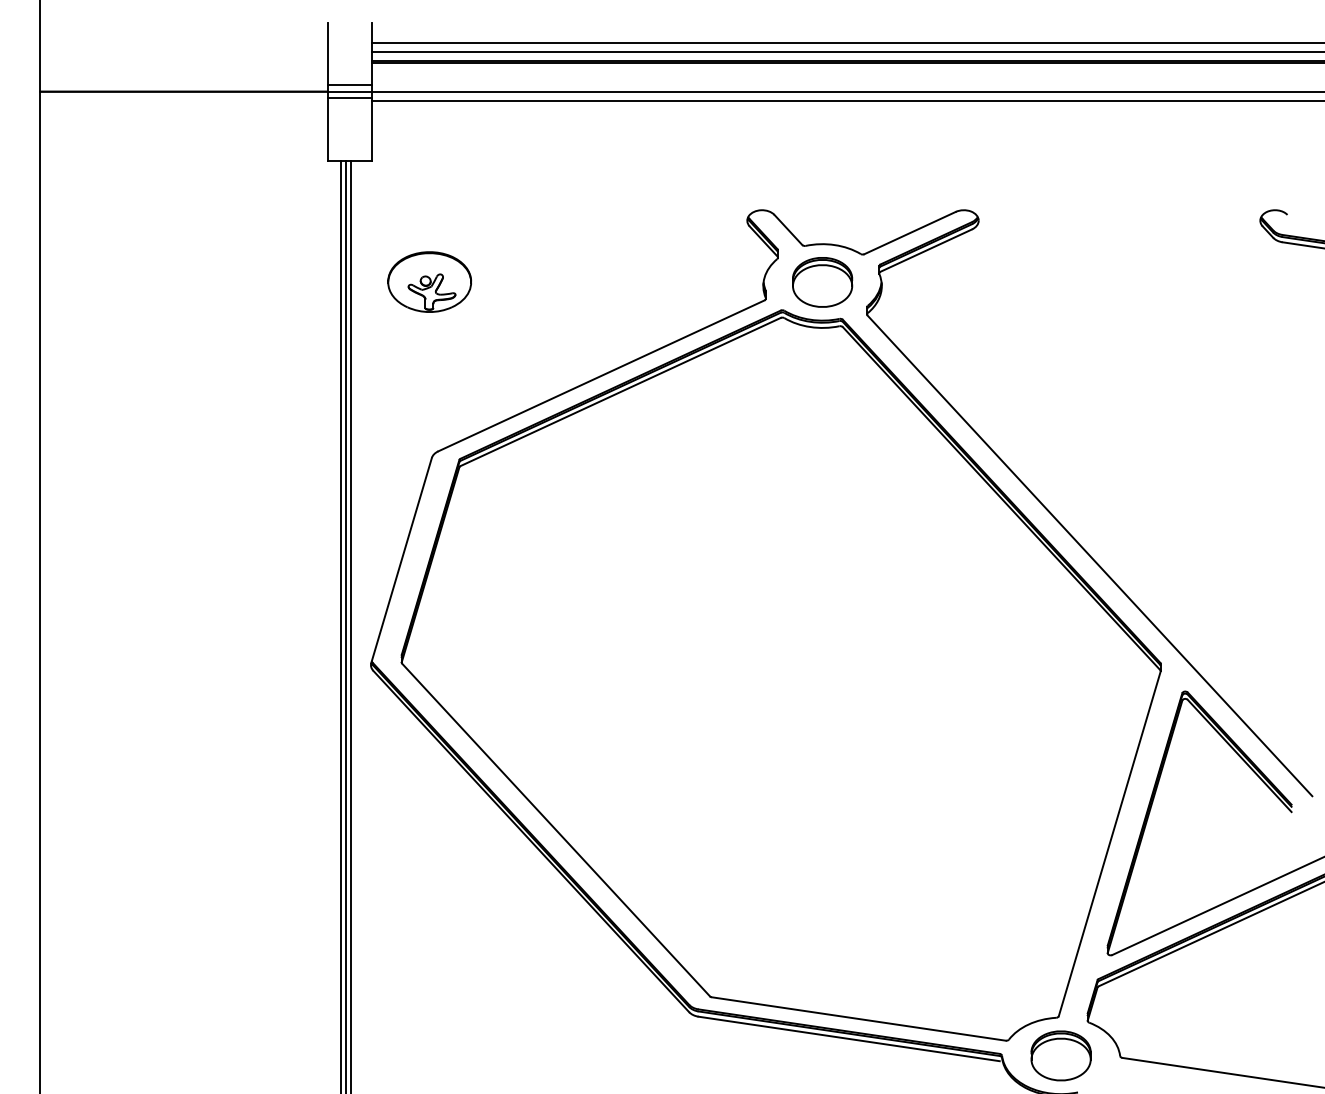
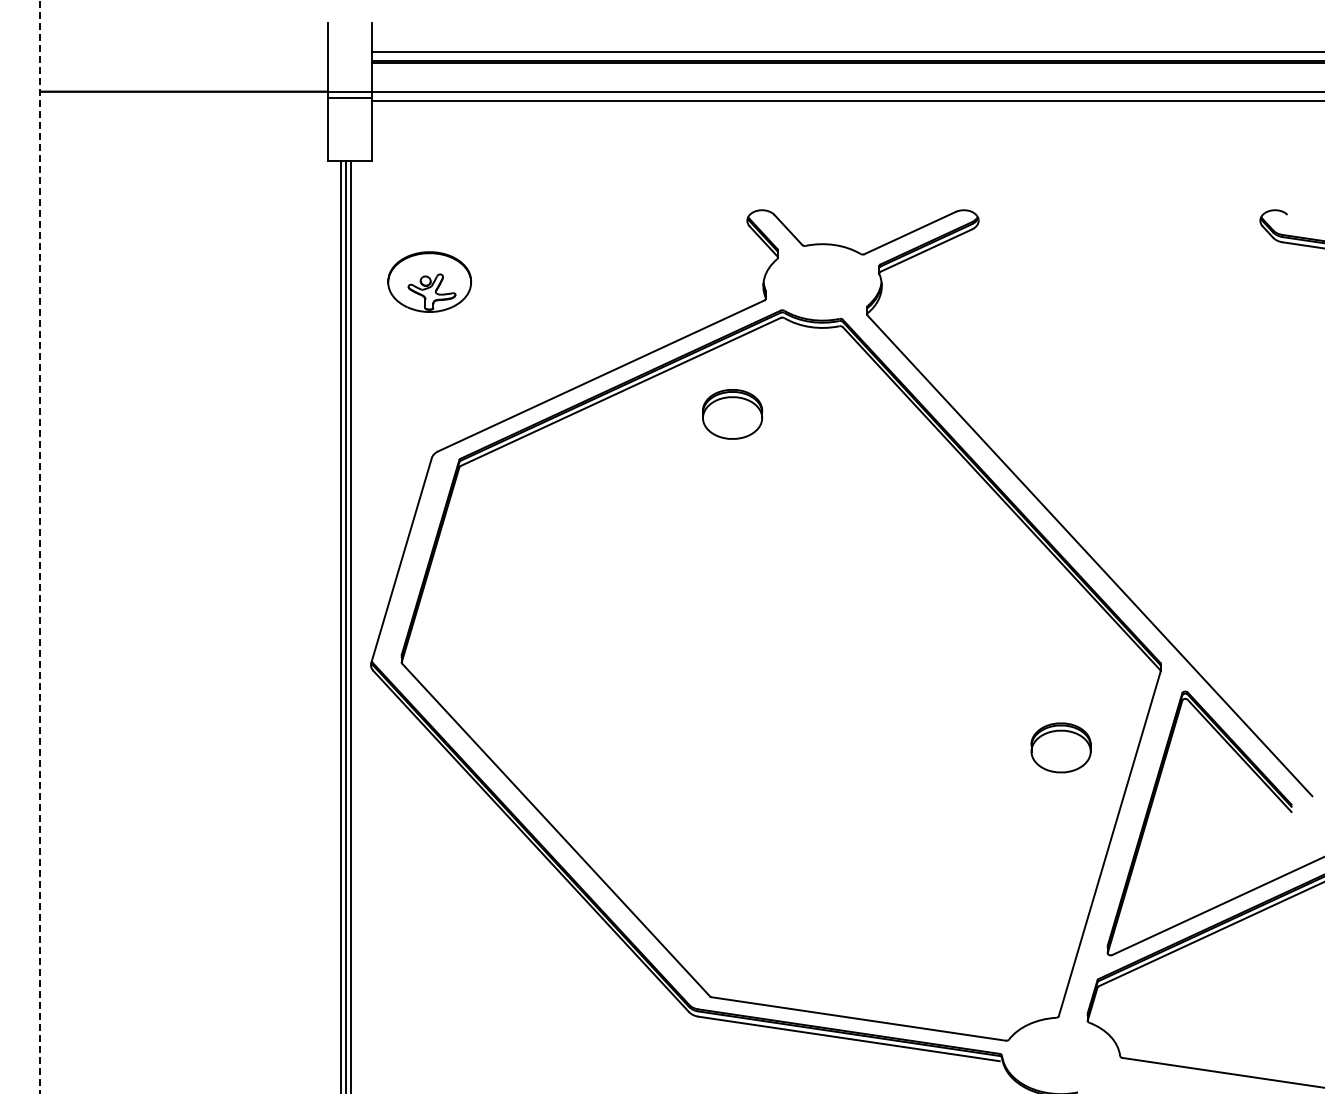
line: present -> none (846, 42)
line: present -> none (350, 85)
part position: (822, 282) -> (732, 414) (732, 414)
line: solid -> dashed (39, 547)
part position: (1060, 1055) -> (1060, 747) (1060, 747)
